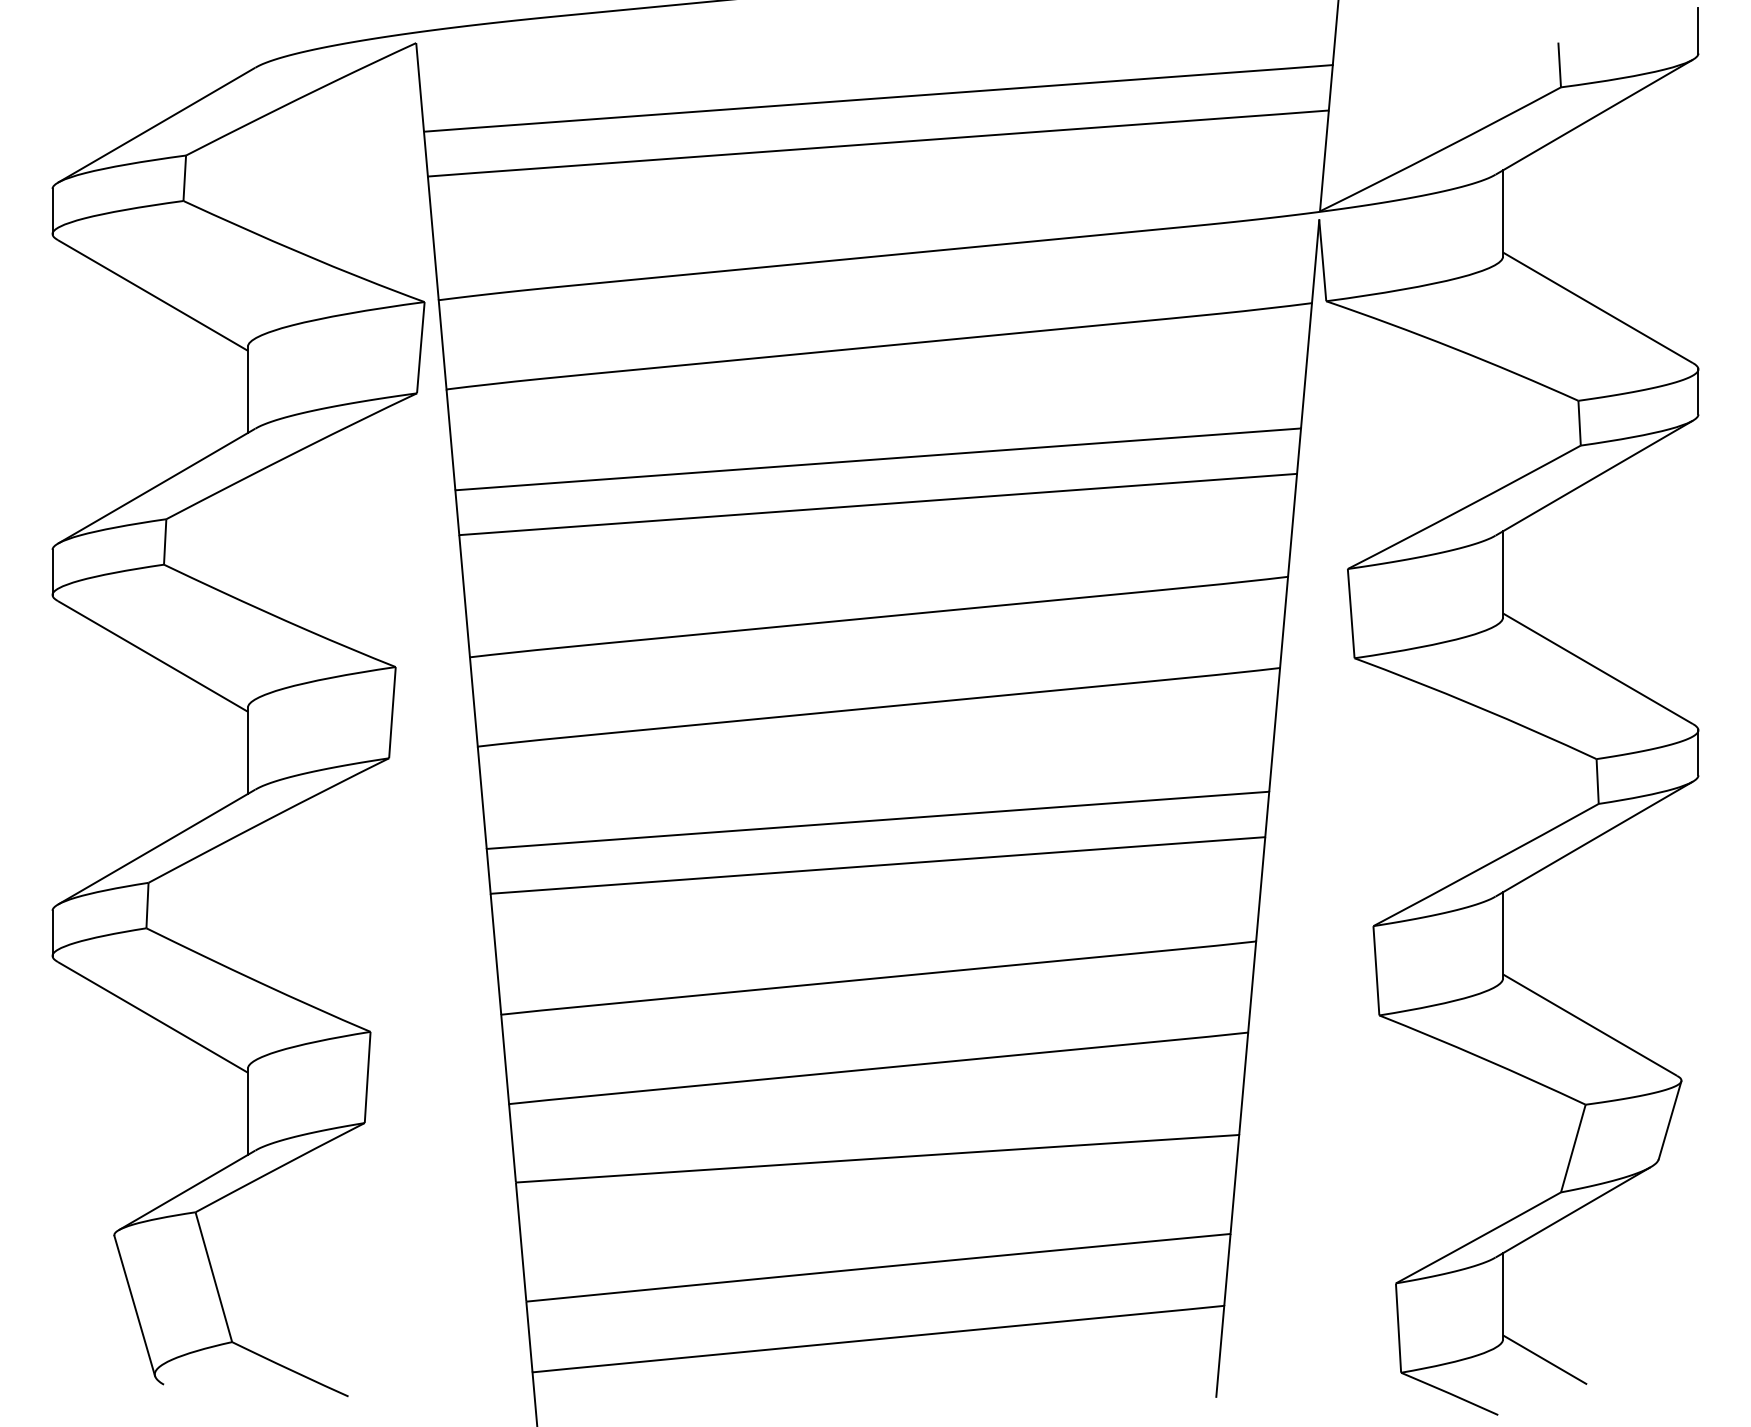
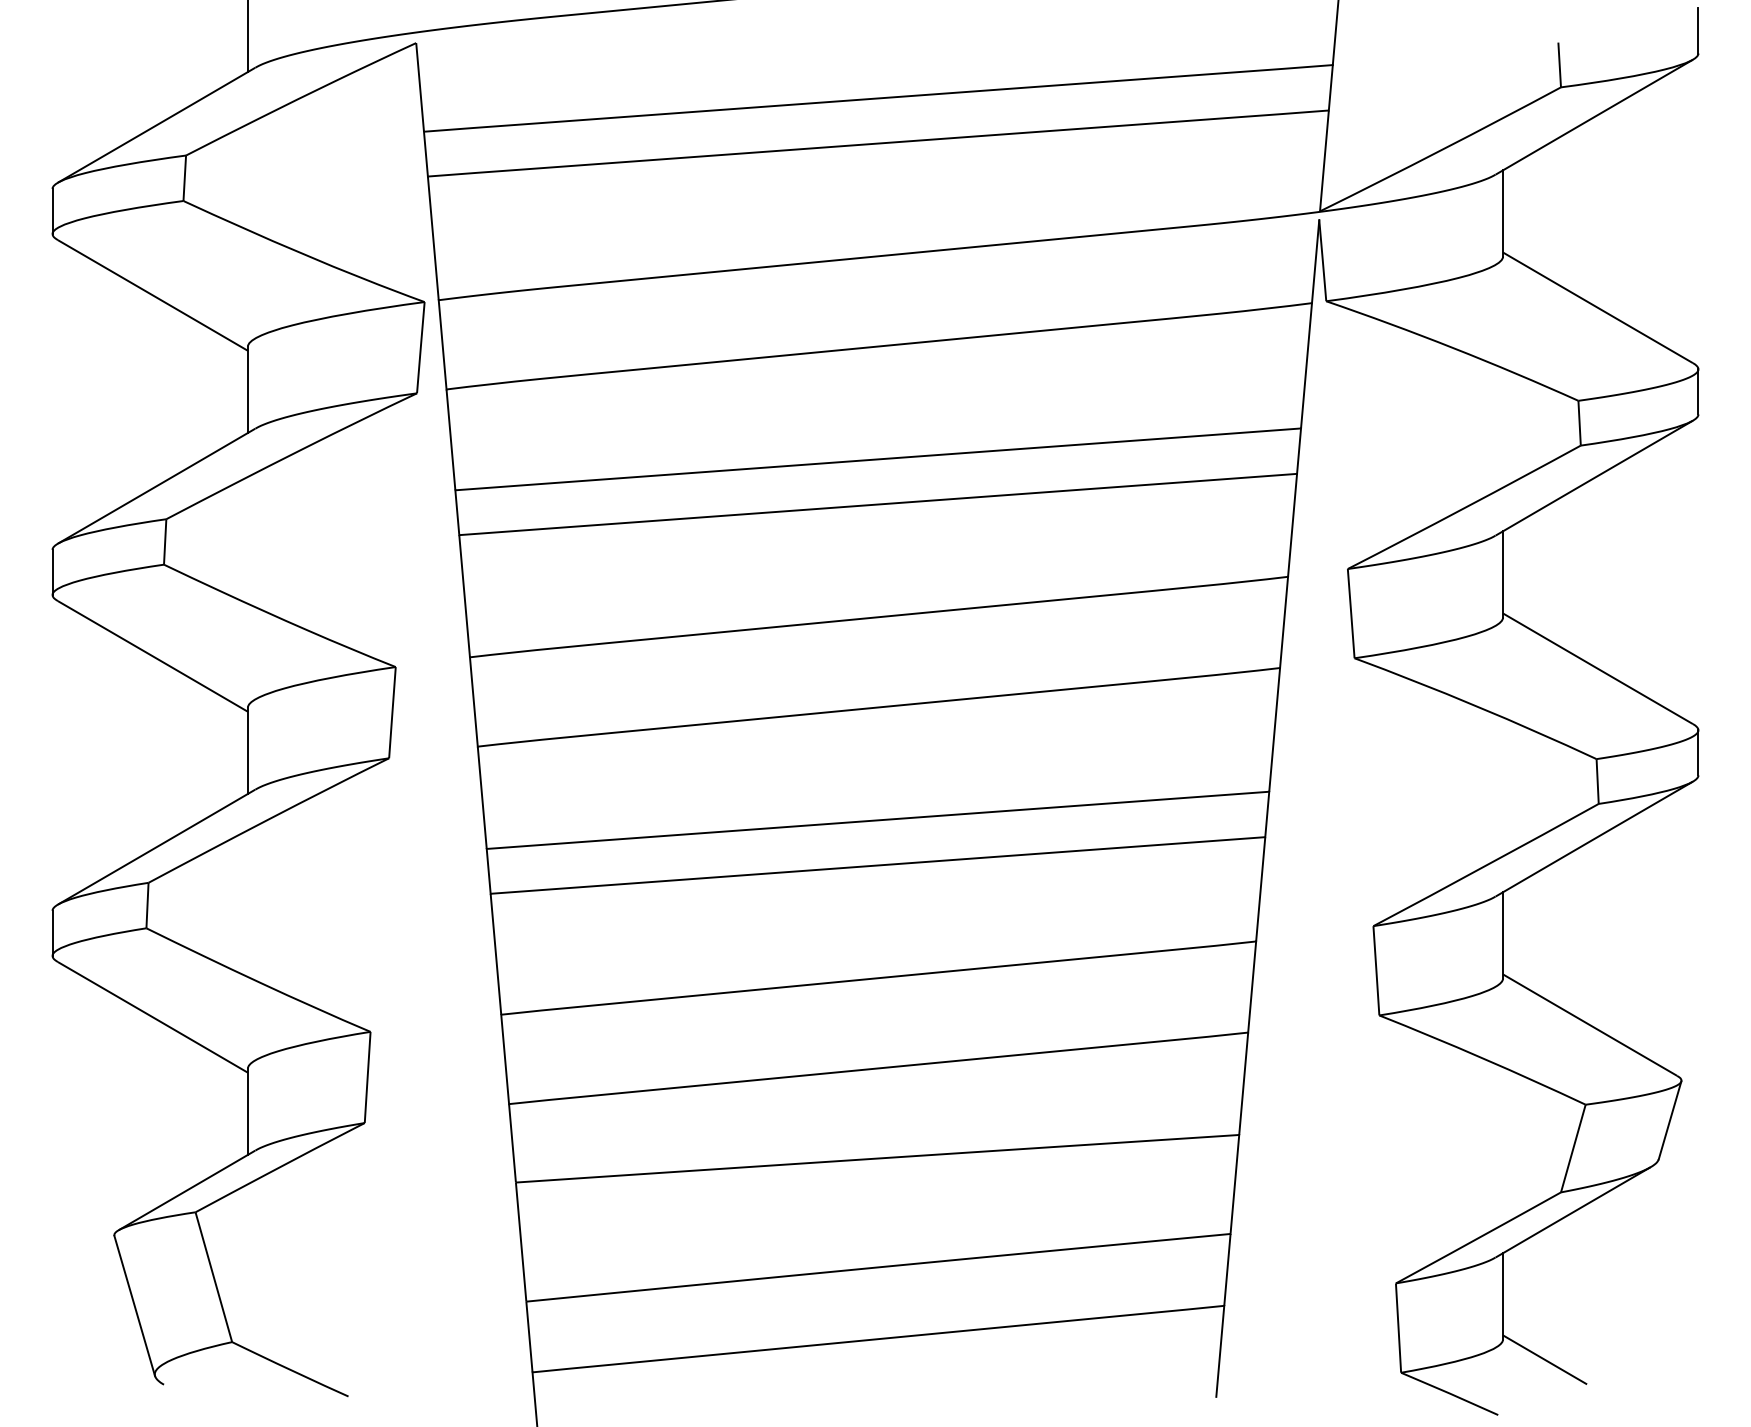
line: none -> present (247, 37)
